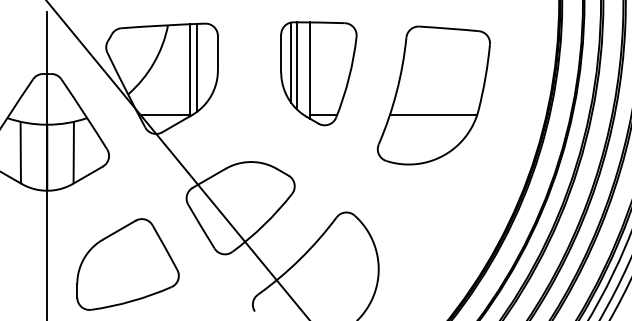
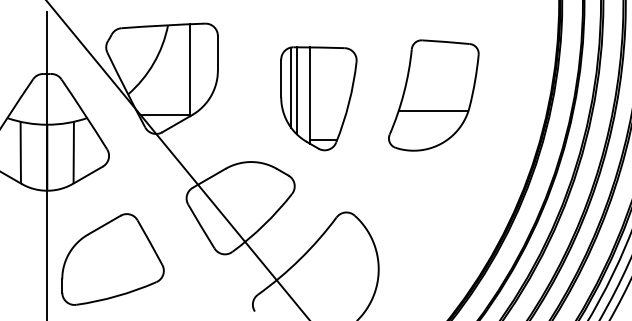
line: present -> none (196, 67)
part position: (318, 73) -> (318, 98) (318, 98)
part size: 115x141 px -> 92x113 px (433, 95)
part position: (127, 264) -> (112, 259) (112, 259)
